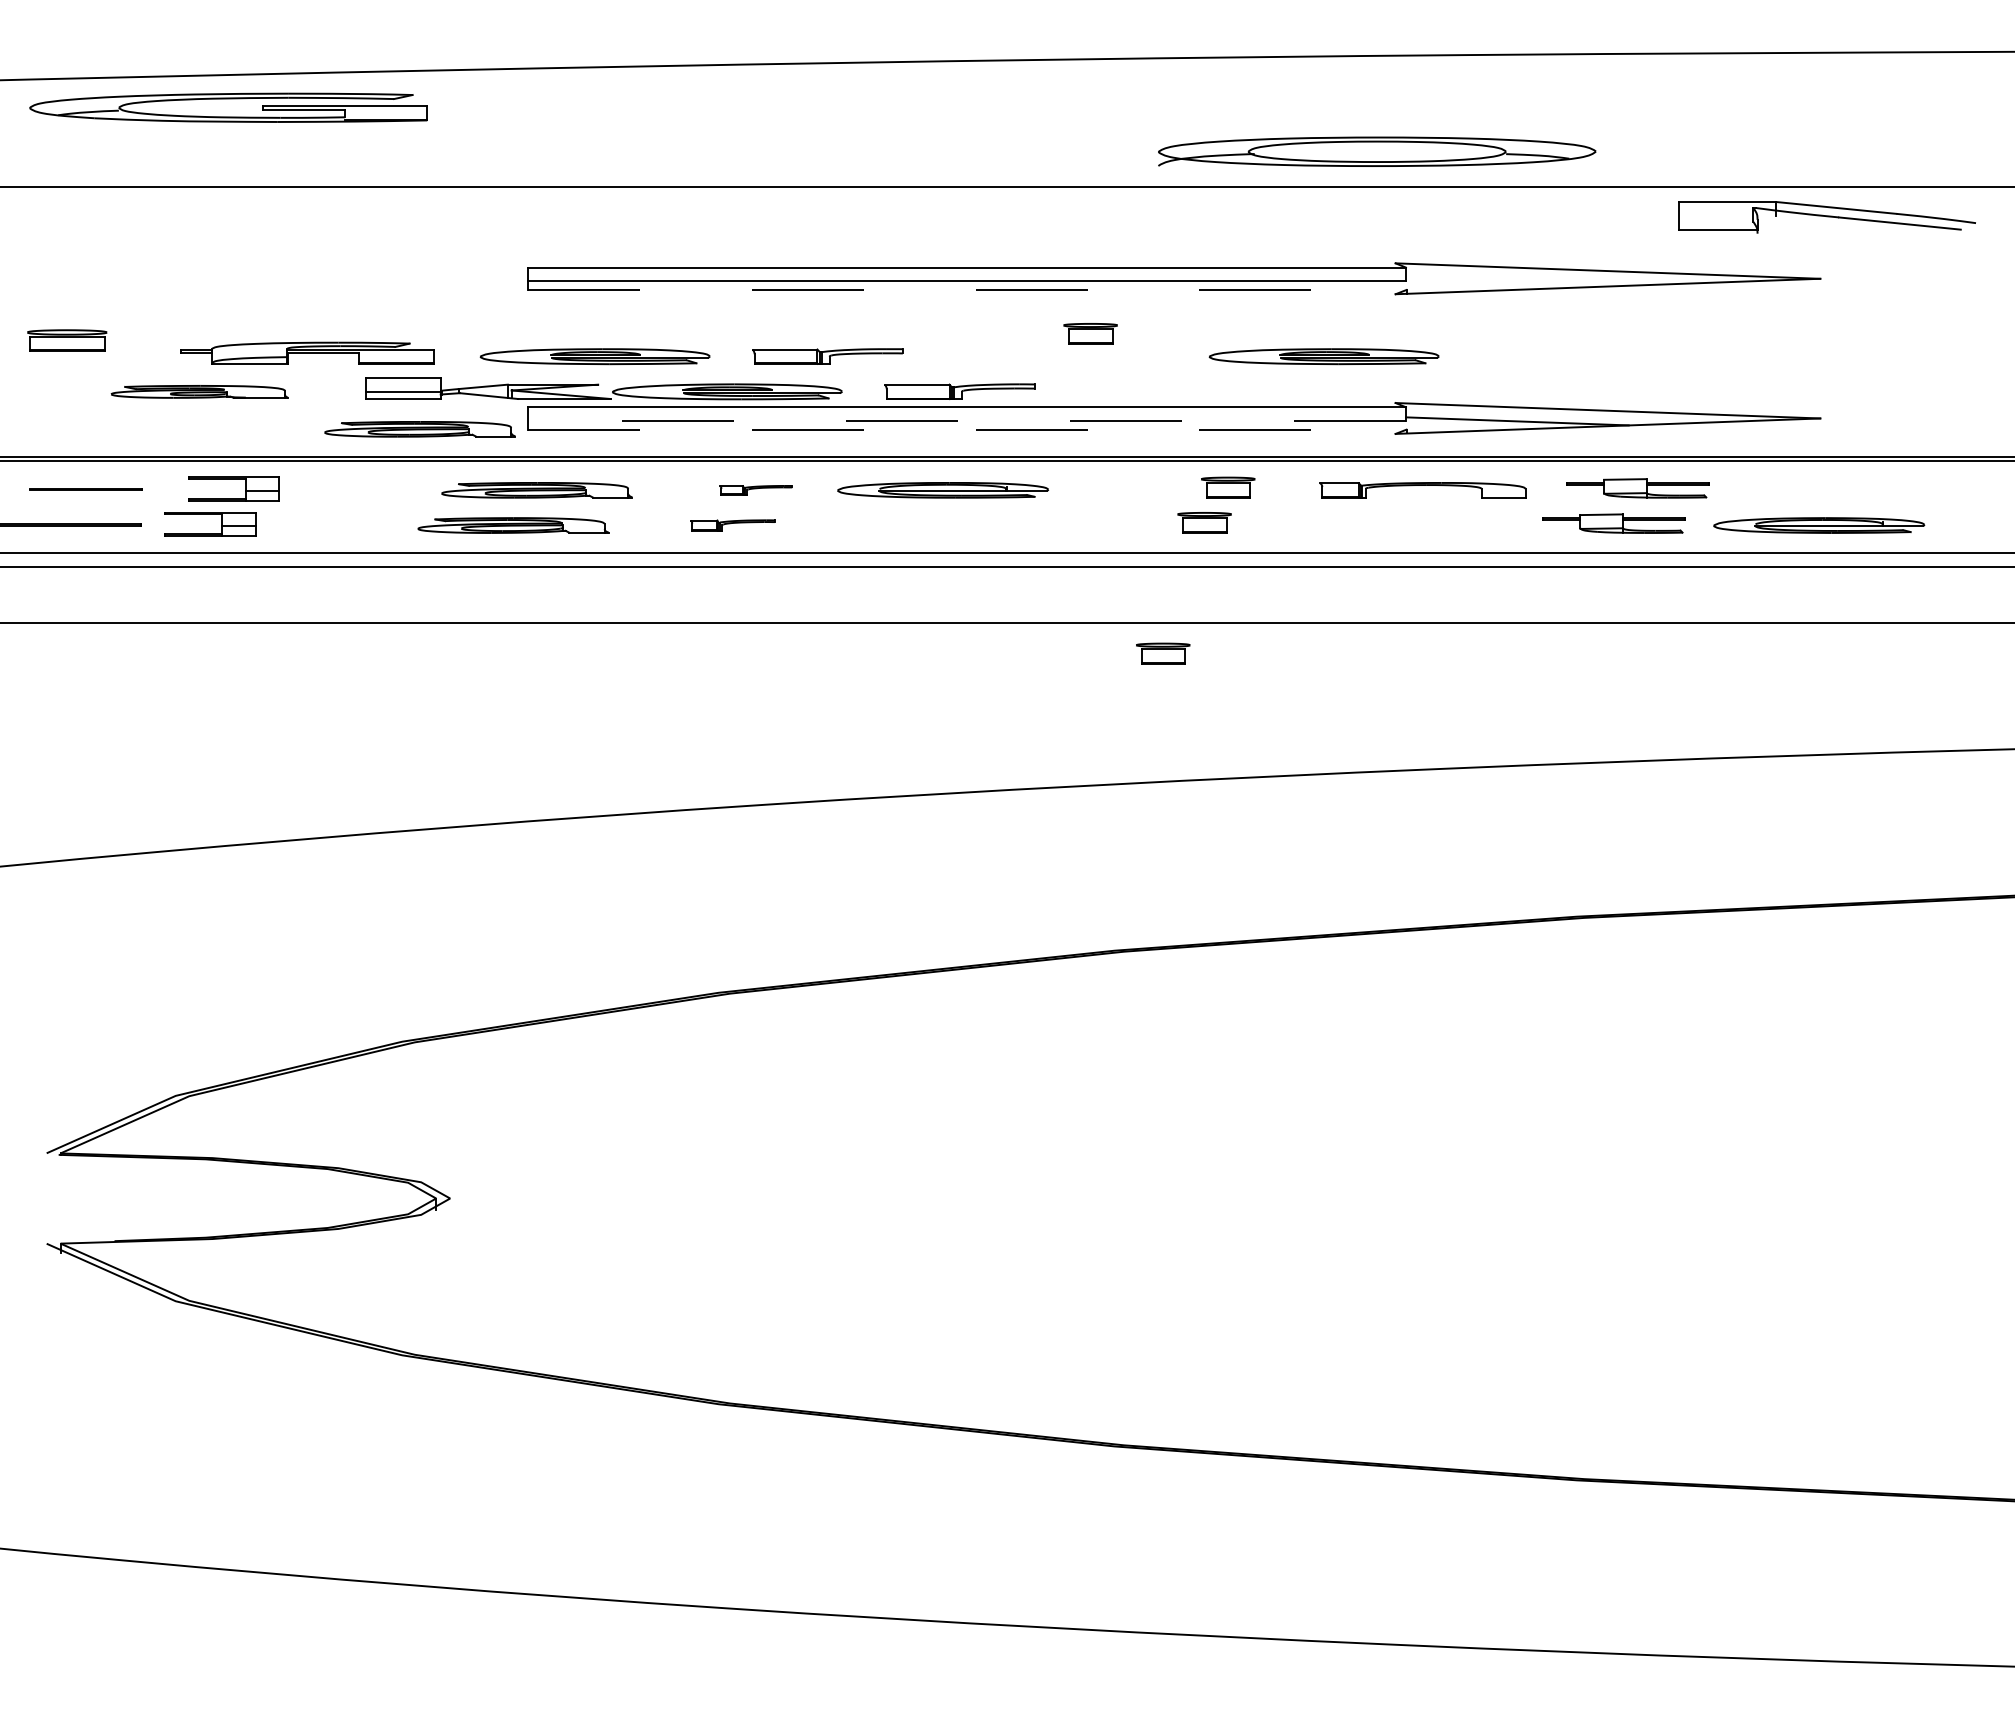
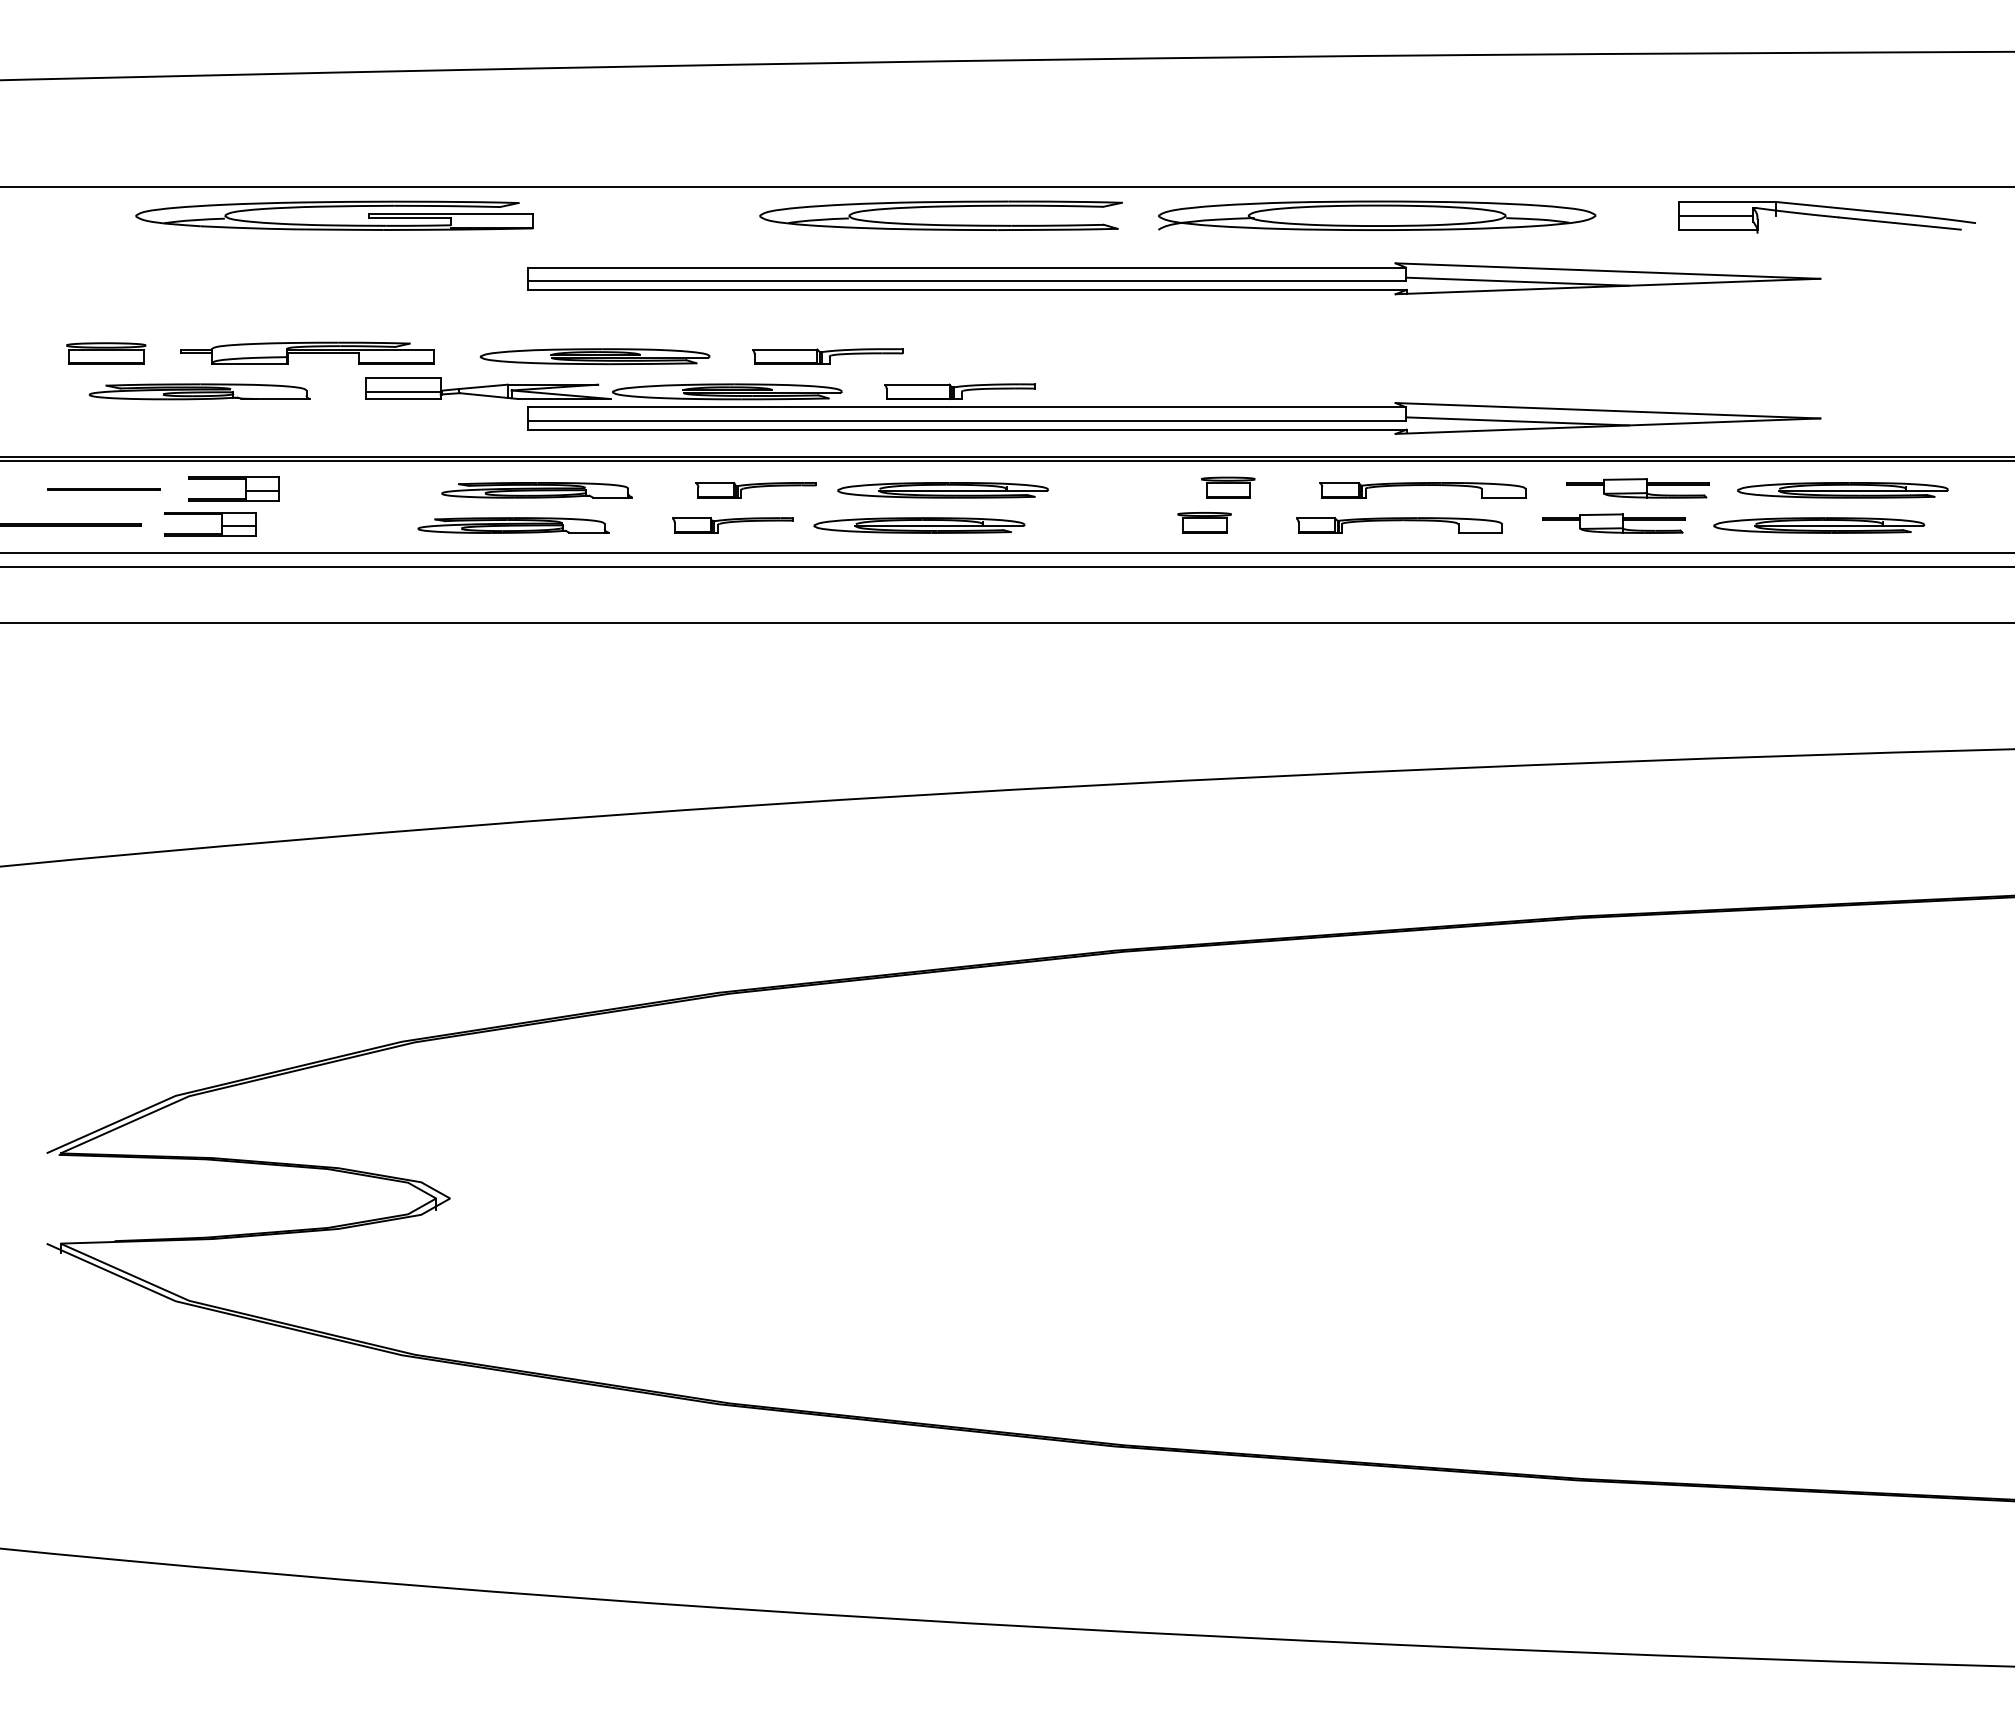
part position: (228, 99) -> (334, 207) (334, 207)
part position: (1377, 151) -> (1377, 215) (1377, 215)
part: none -> present (940, 207)
line: none -> present (1716, 215)
line: none -> present (1516, 281)
line: dashed -> solid (967, 289)
part: present -> none (1090, 333)
part position: (67, 340) -> (106, 353) (106, 353)
part: present -> none (1323, 356)
part size: 179x14 px -> 223x18 px (199, 391)
line: dashed -> solid (966, 421)
part: present -> none (419, 429)
line: dashed -> solid (967, 429)
line position: (85, 489) -> (103, 489) (103, 489)
part size: 74x11 px -> 122x17 px (755, 490)
part: none -> present (1842, 490)
part size: 86x13 px -> 122x17 px (732, 525)
part: none -> present (919, 525)
part: none -> present (1399, 525)
part: present -> none (1163, 653)
